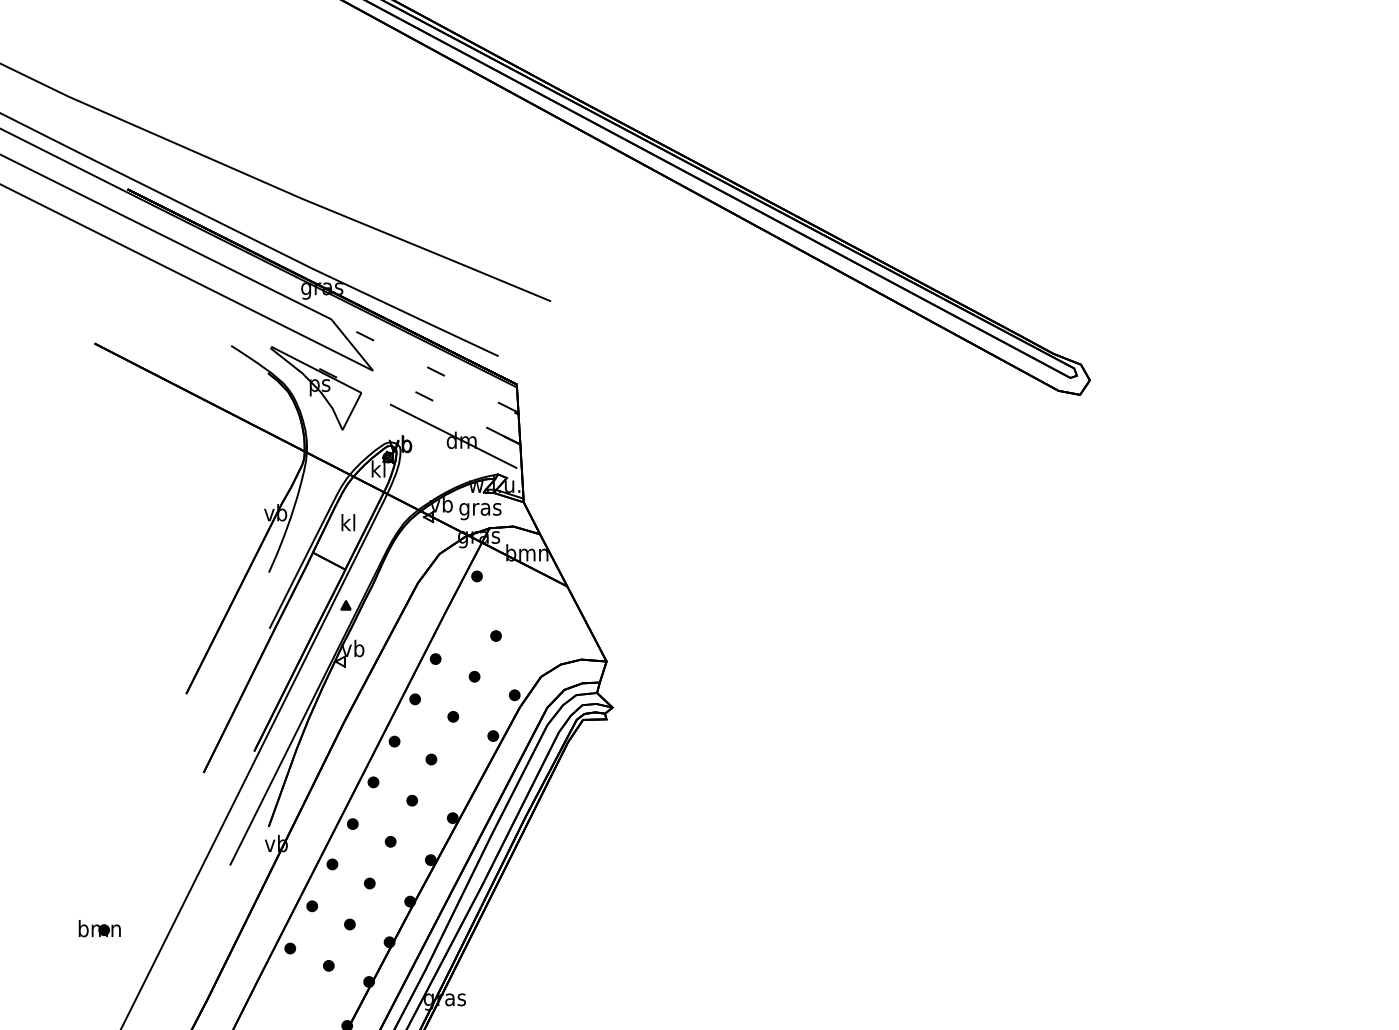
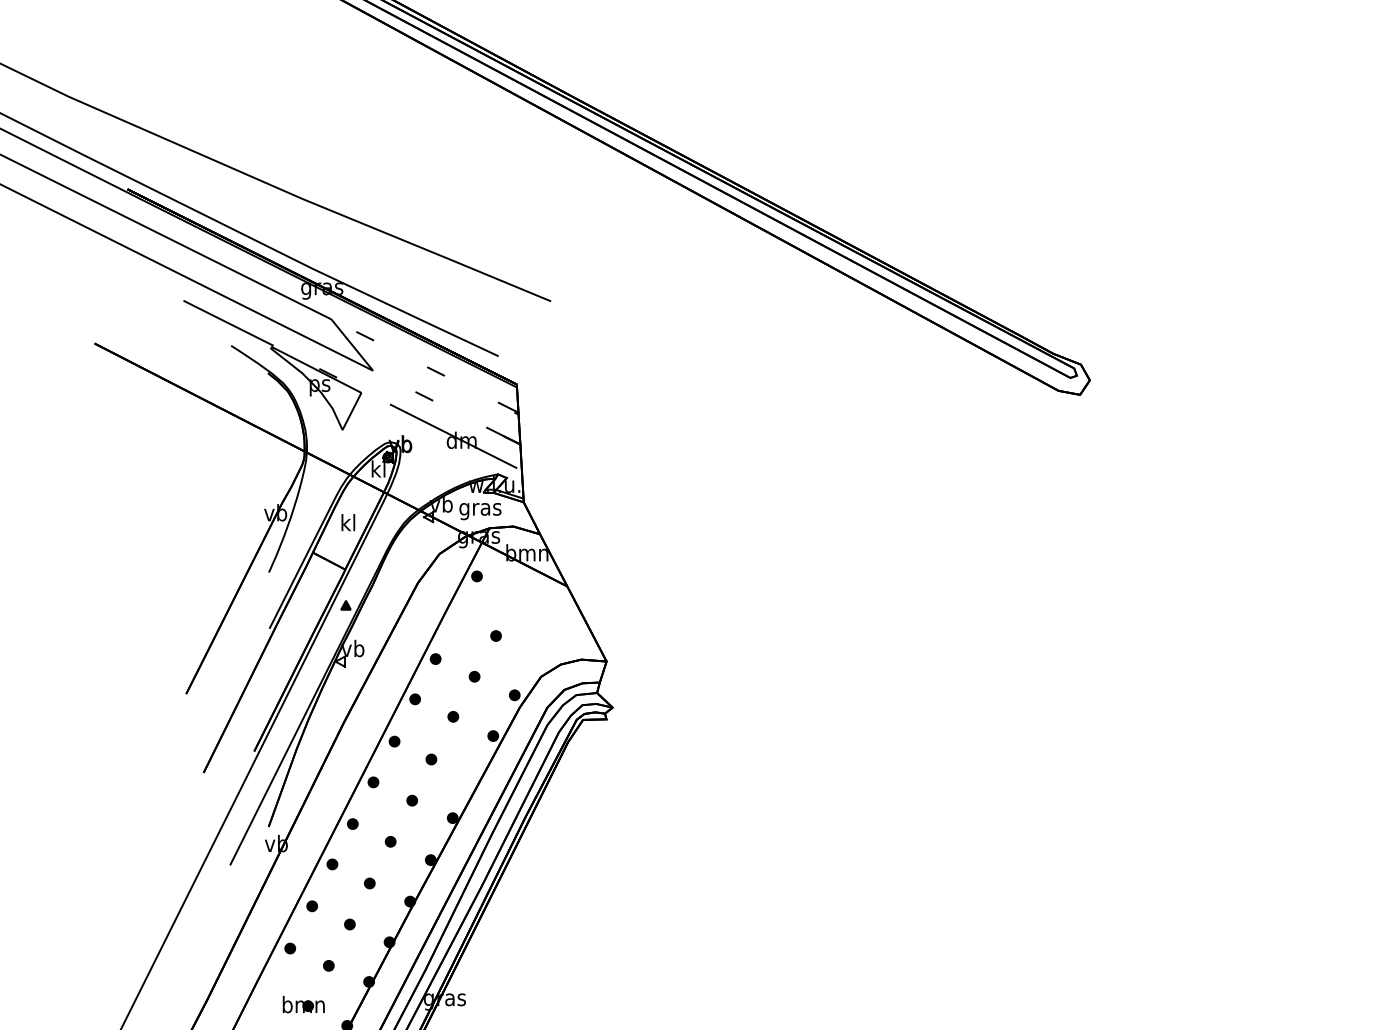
line: none -> present (228, 323)
part position: (99, 928) -> (303, 1004) (303, 1004)
